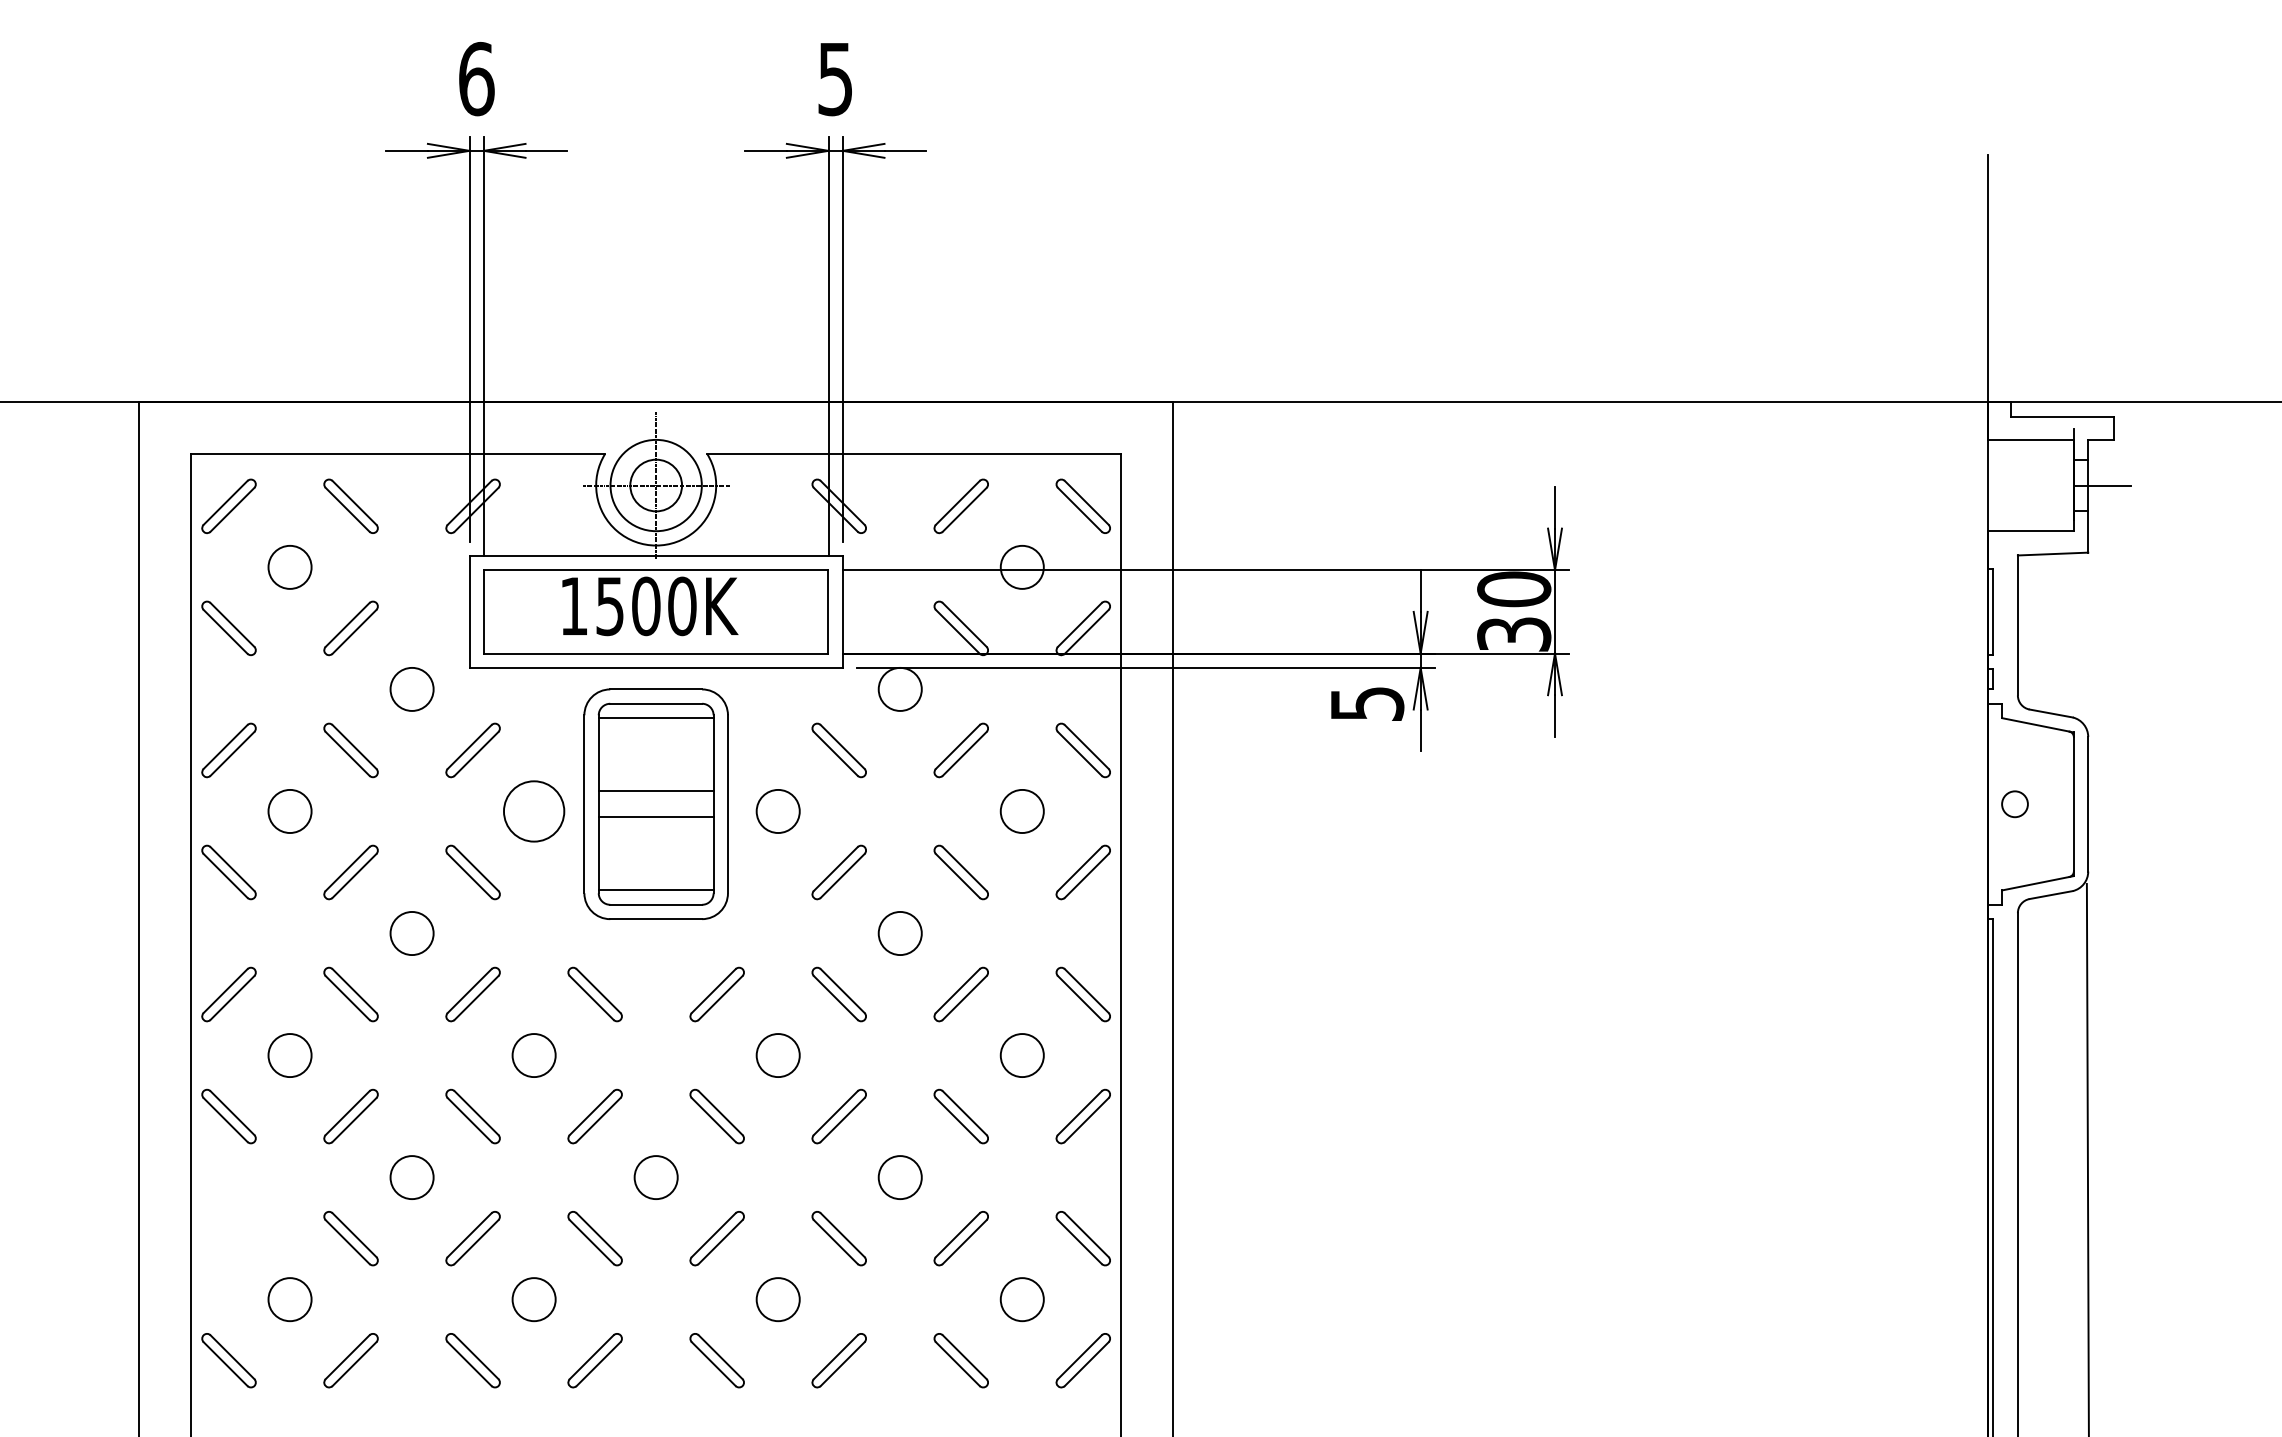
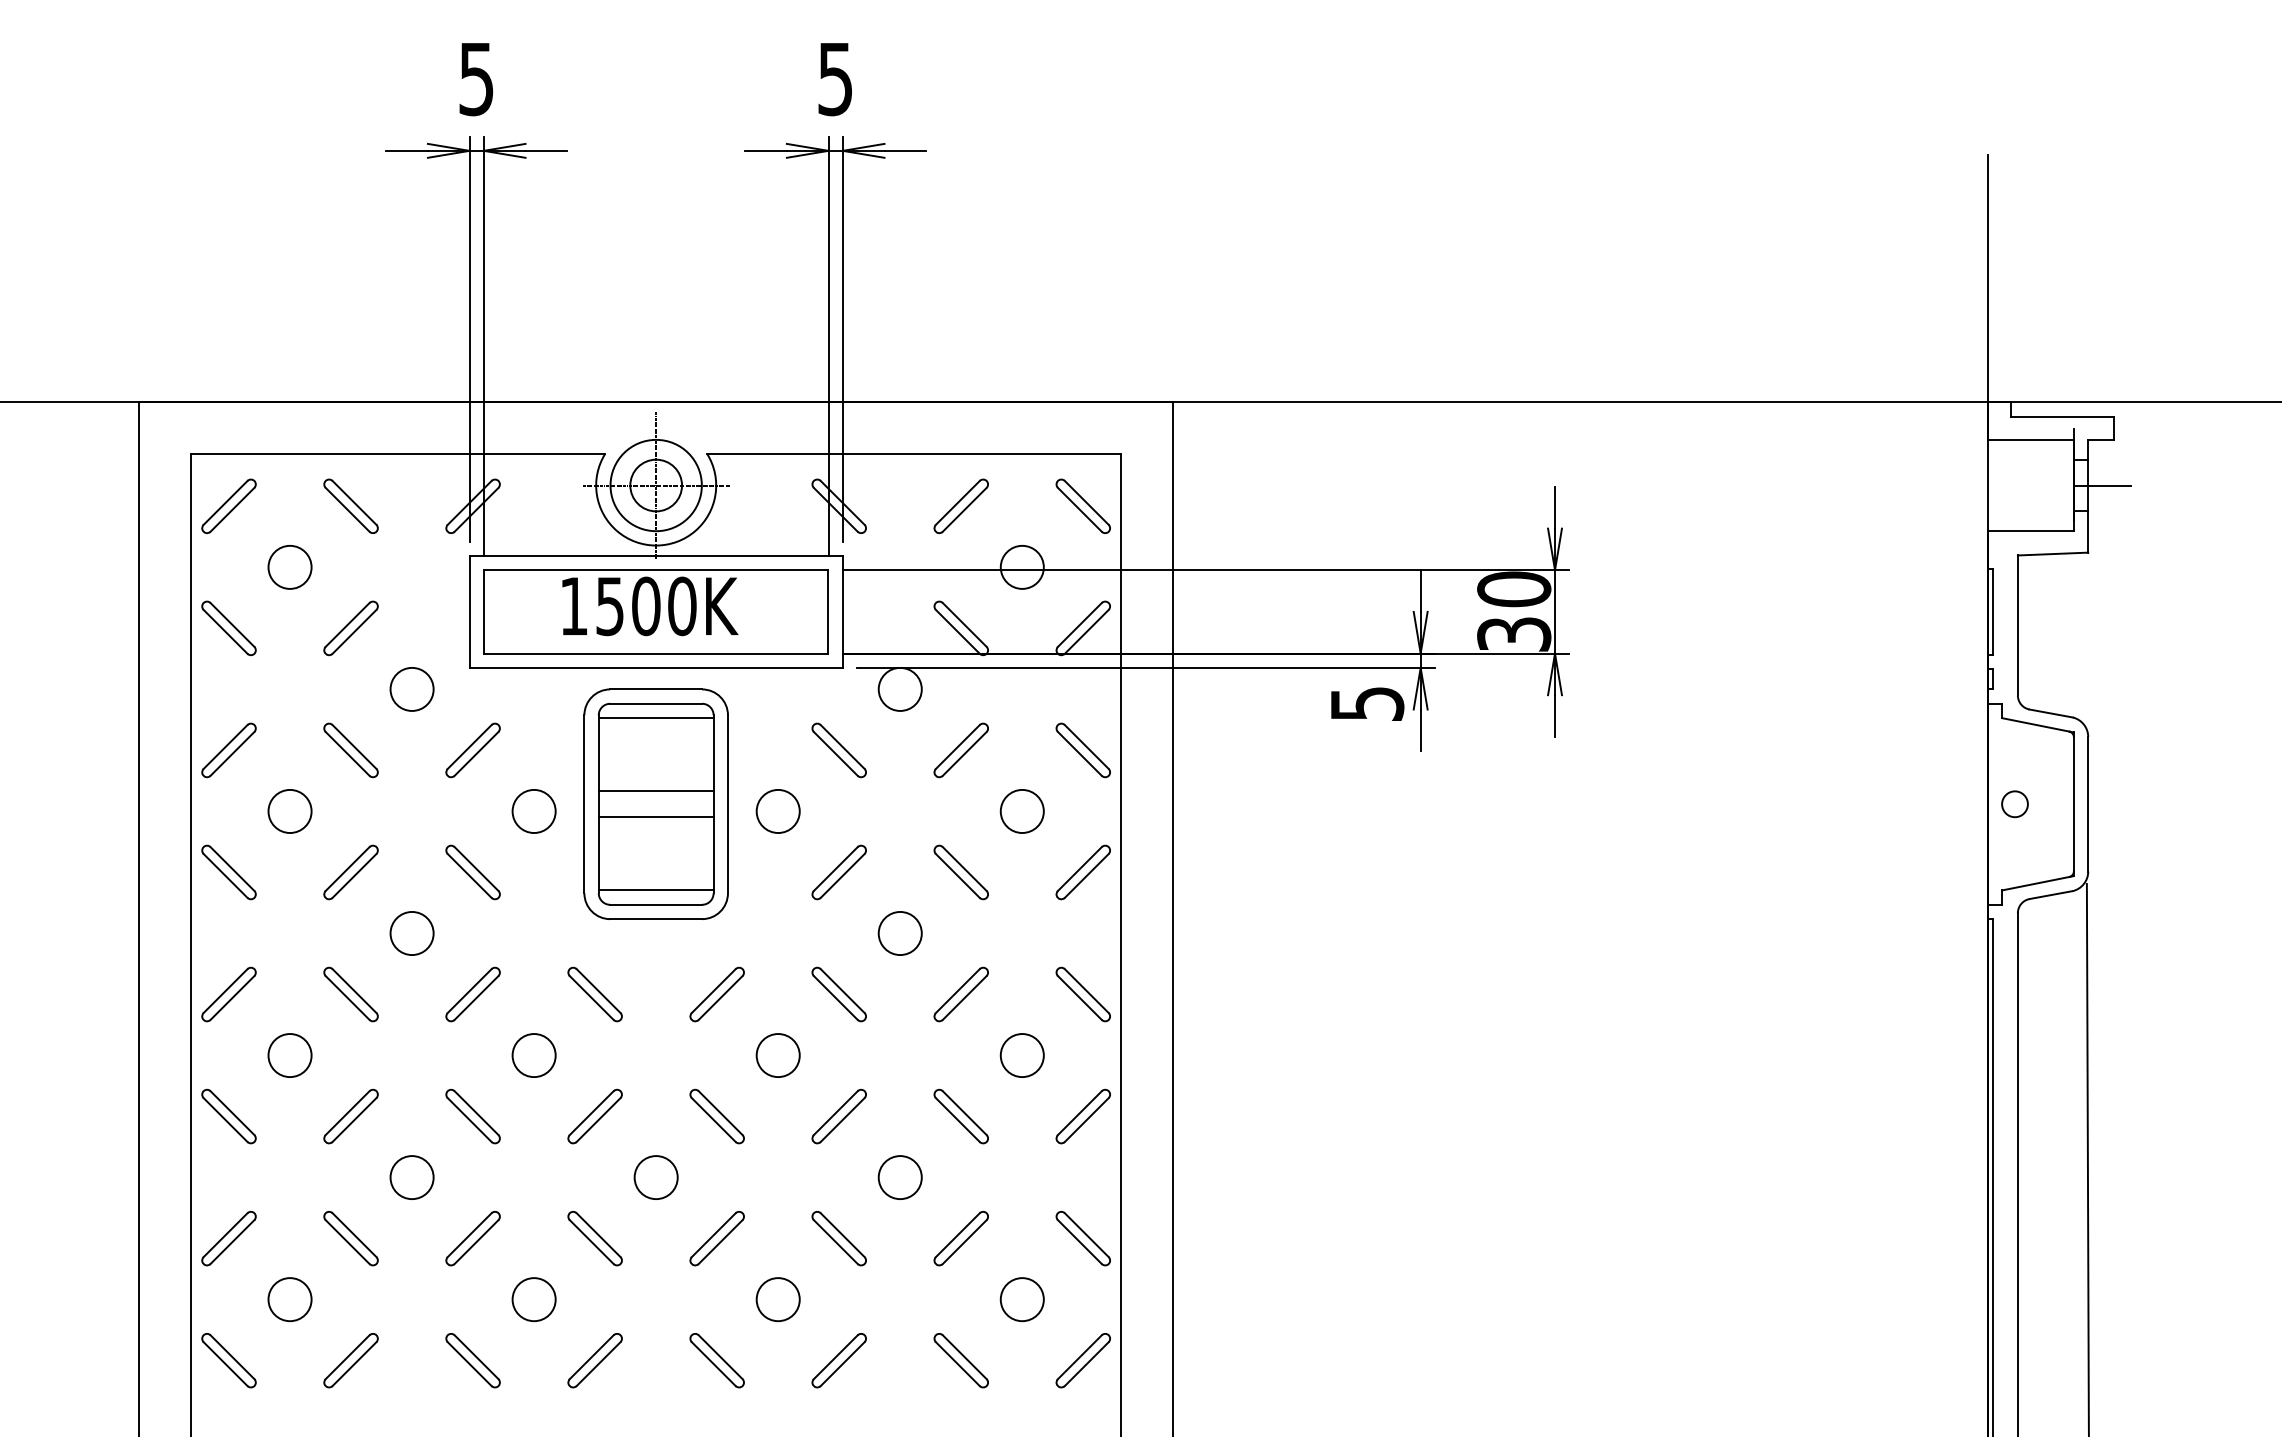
text: 6 -> 5 (476, 78)
circle diameter: 60 px -> 43 px (533, 811)
part: none -> present (228, 1238)
